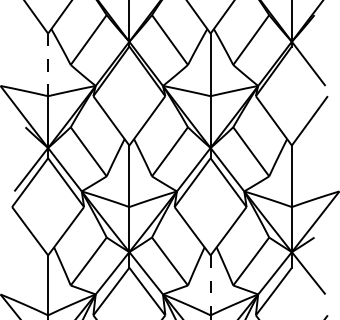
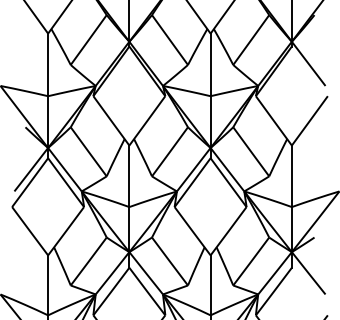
line: dashed -> solid (48, 65)
line: dashed -> solid (210, 285)
